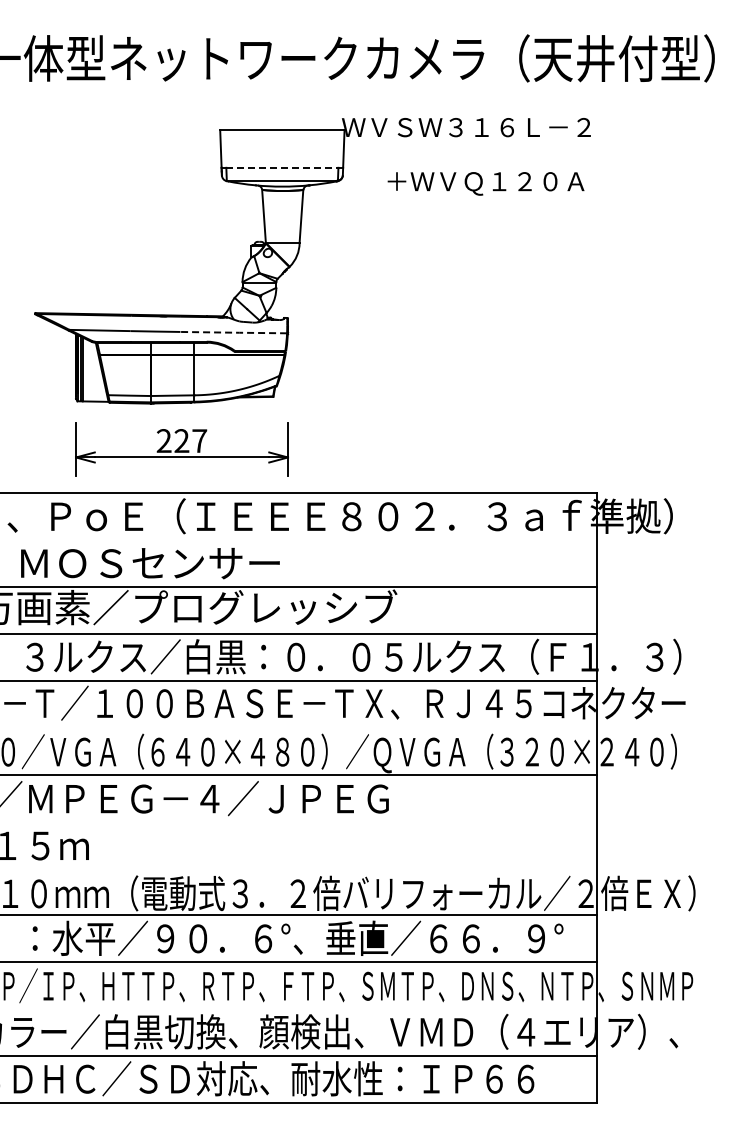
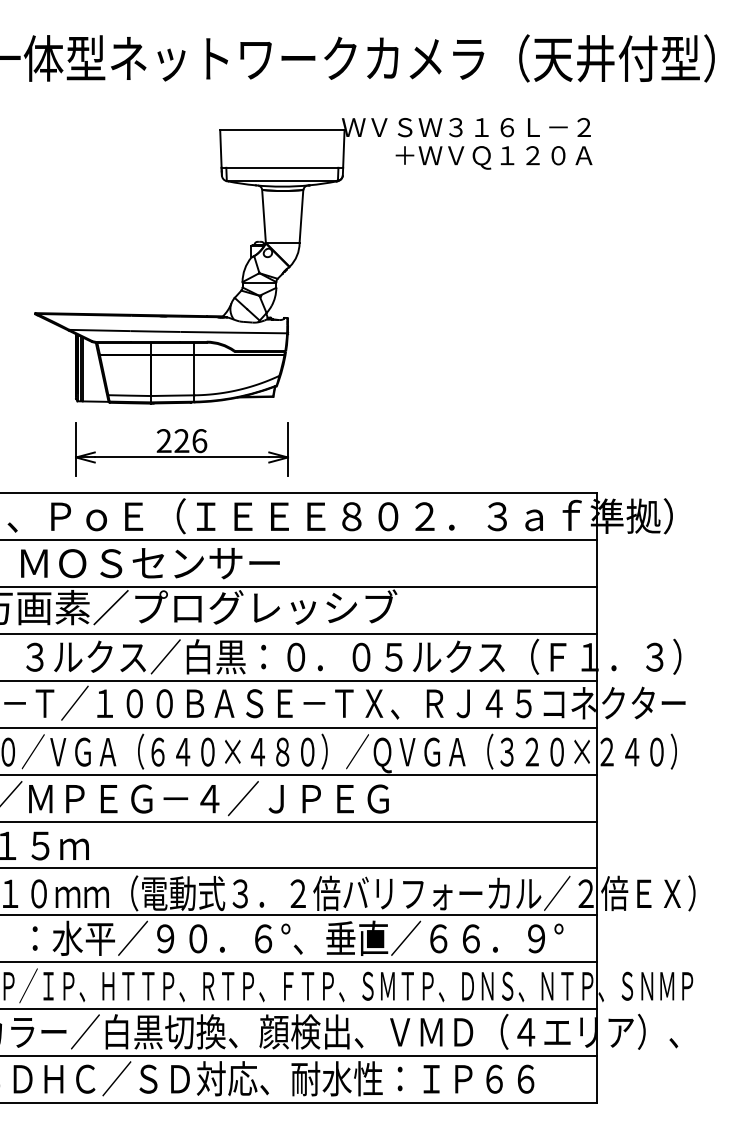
line: dashed -> solid (282, 167)
text position: (485, 183) -> (493, 157) (493, 157)
line: dashed -> solid (233, 332)
text: 227 -> 226 (199, 441)
line: none -> present (299, 540)
line: none -> present (299, 727)
line: none -> present (299, 821)
line: none -> present (299, 868)
line: none -> present (299, 1009)
